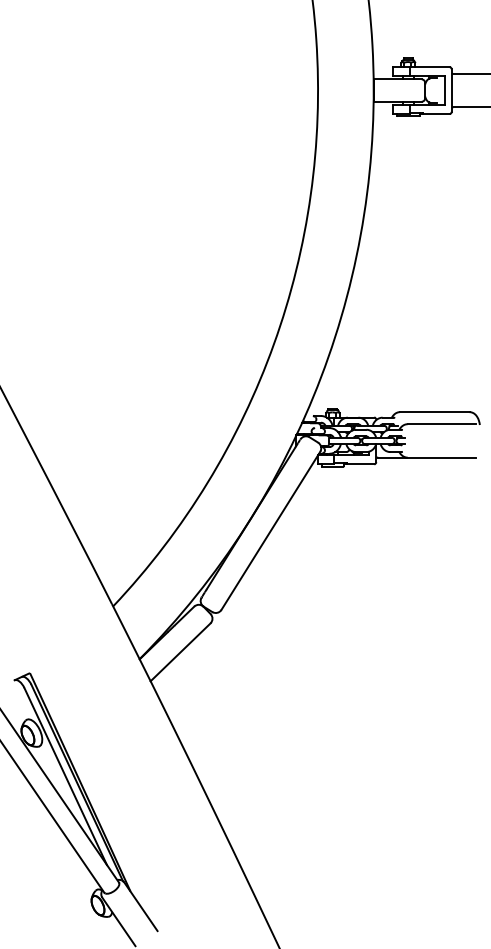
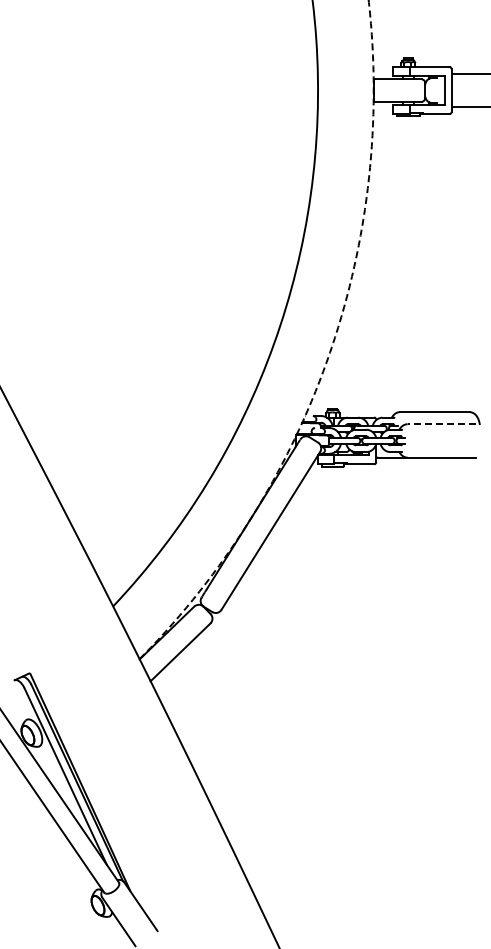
arc: solid -> dashed (329, 355)
line: solid -> dashed (441, 424)
